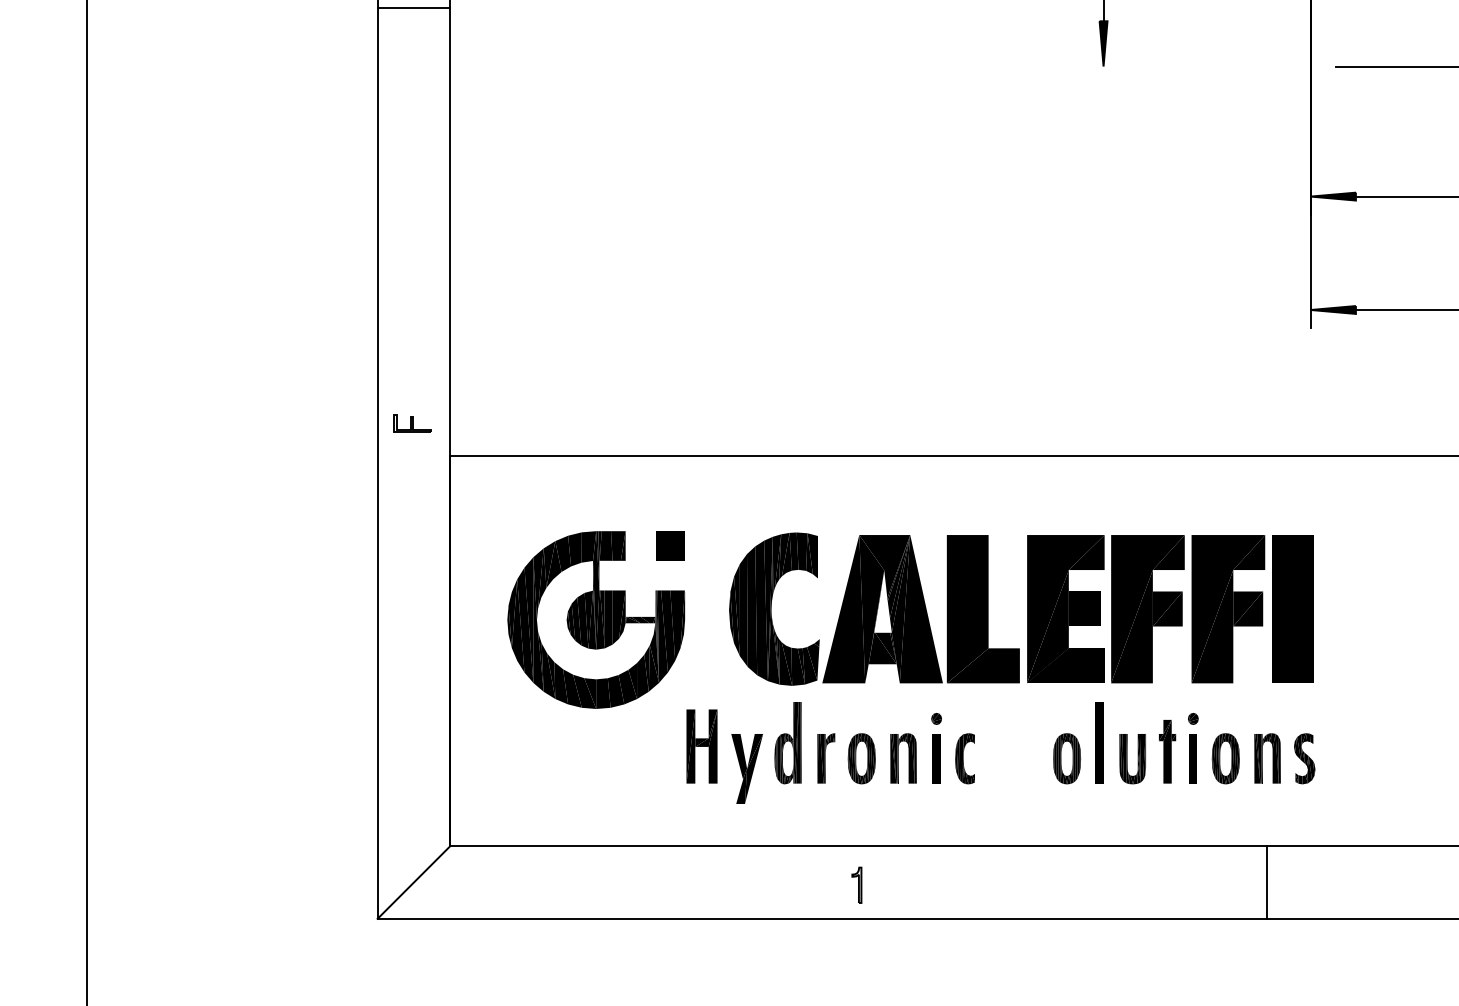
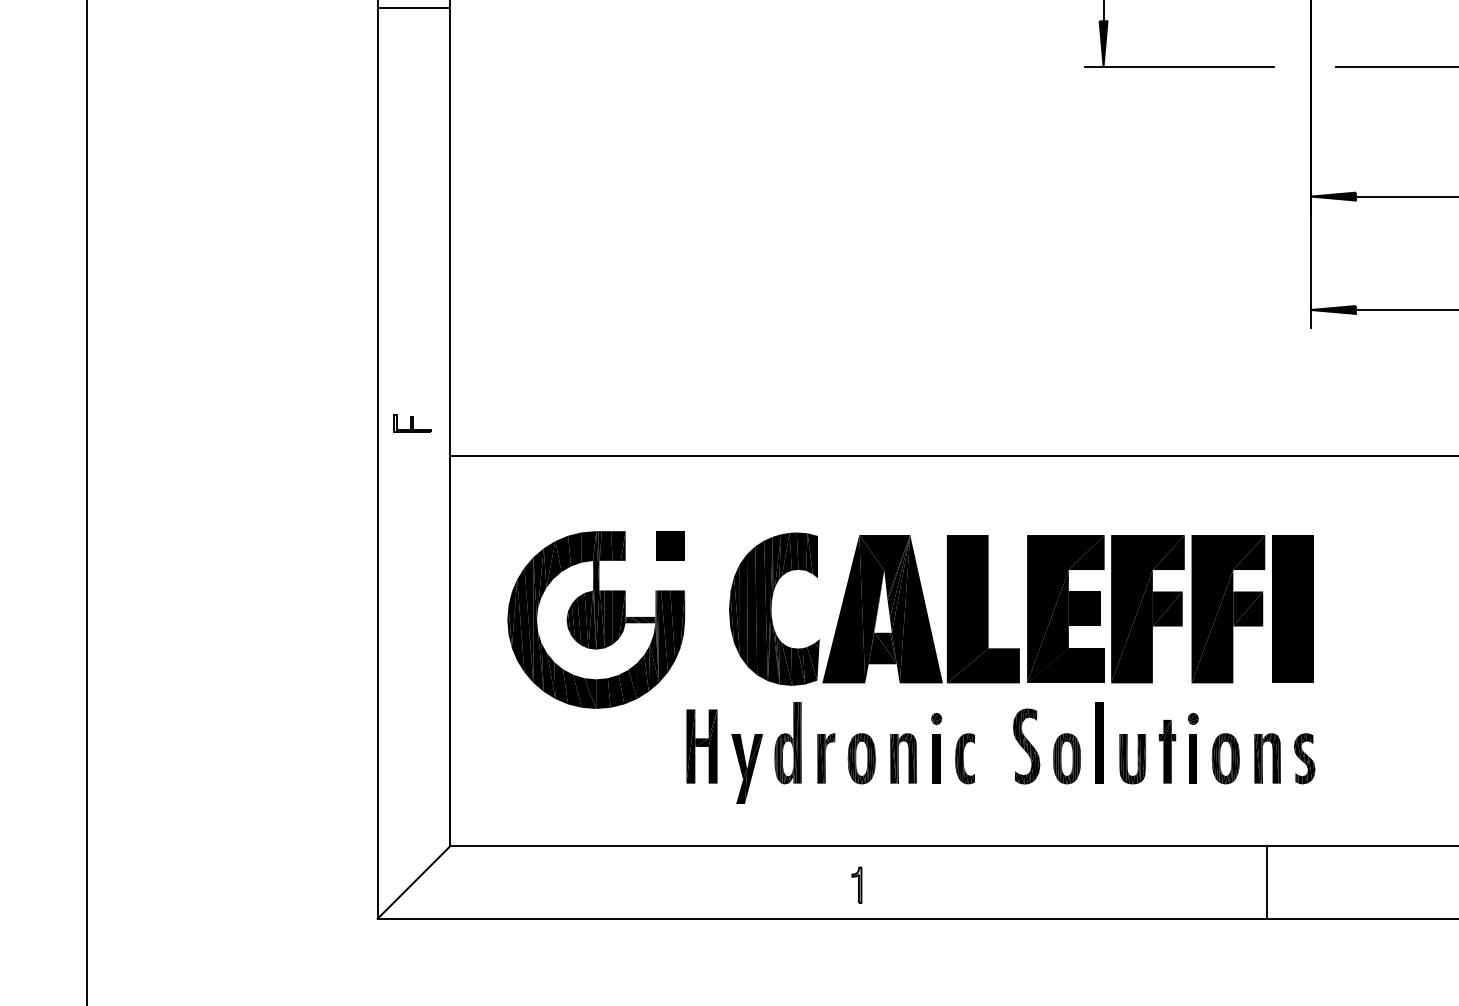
line: none -> present (1179, 66)
part: none -> present (1026, 746)
